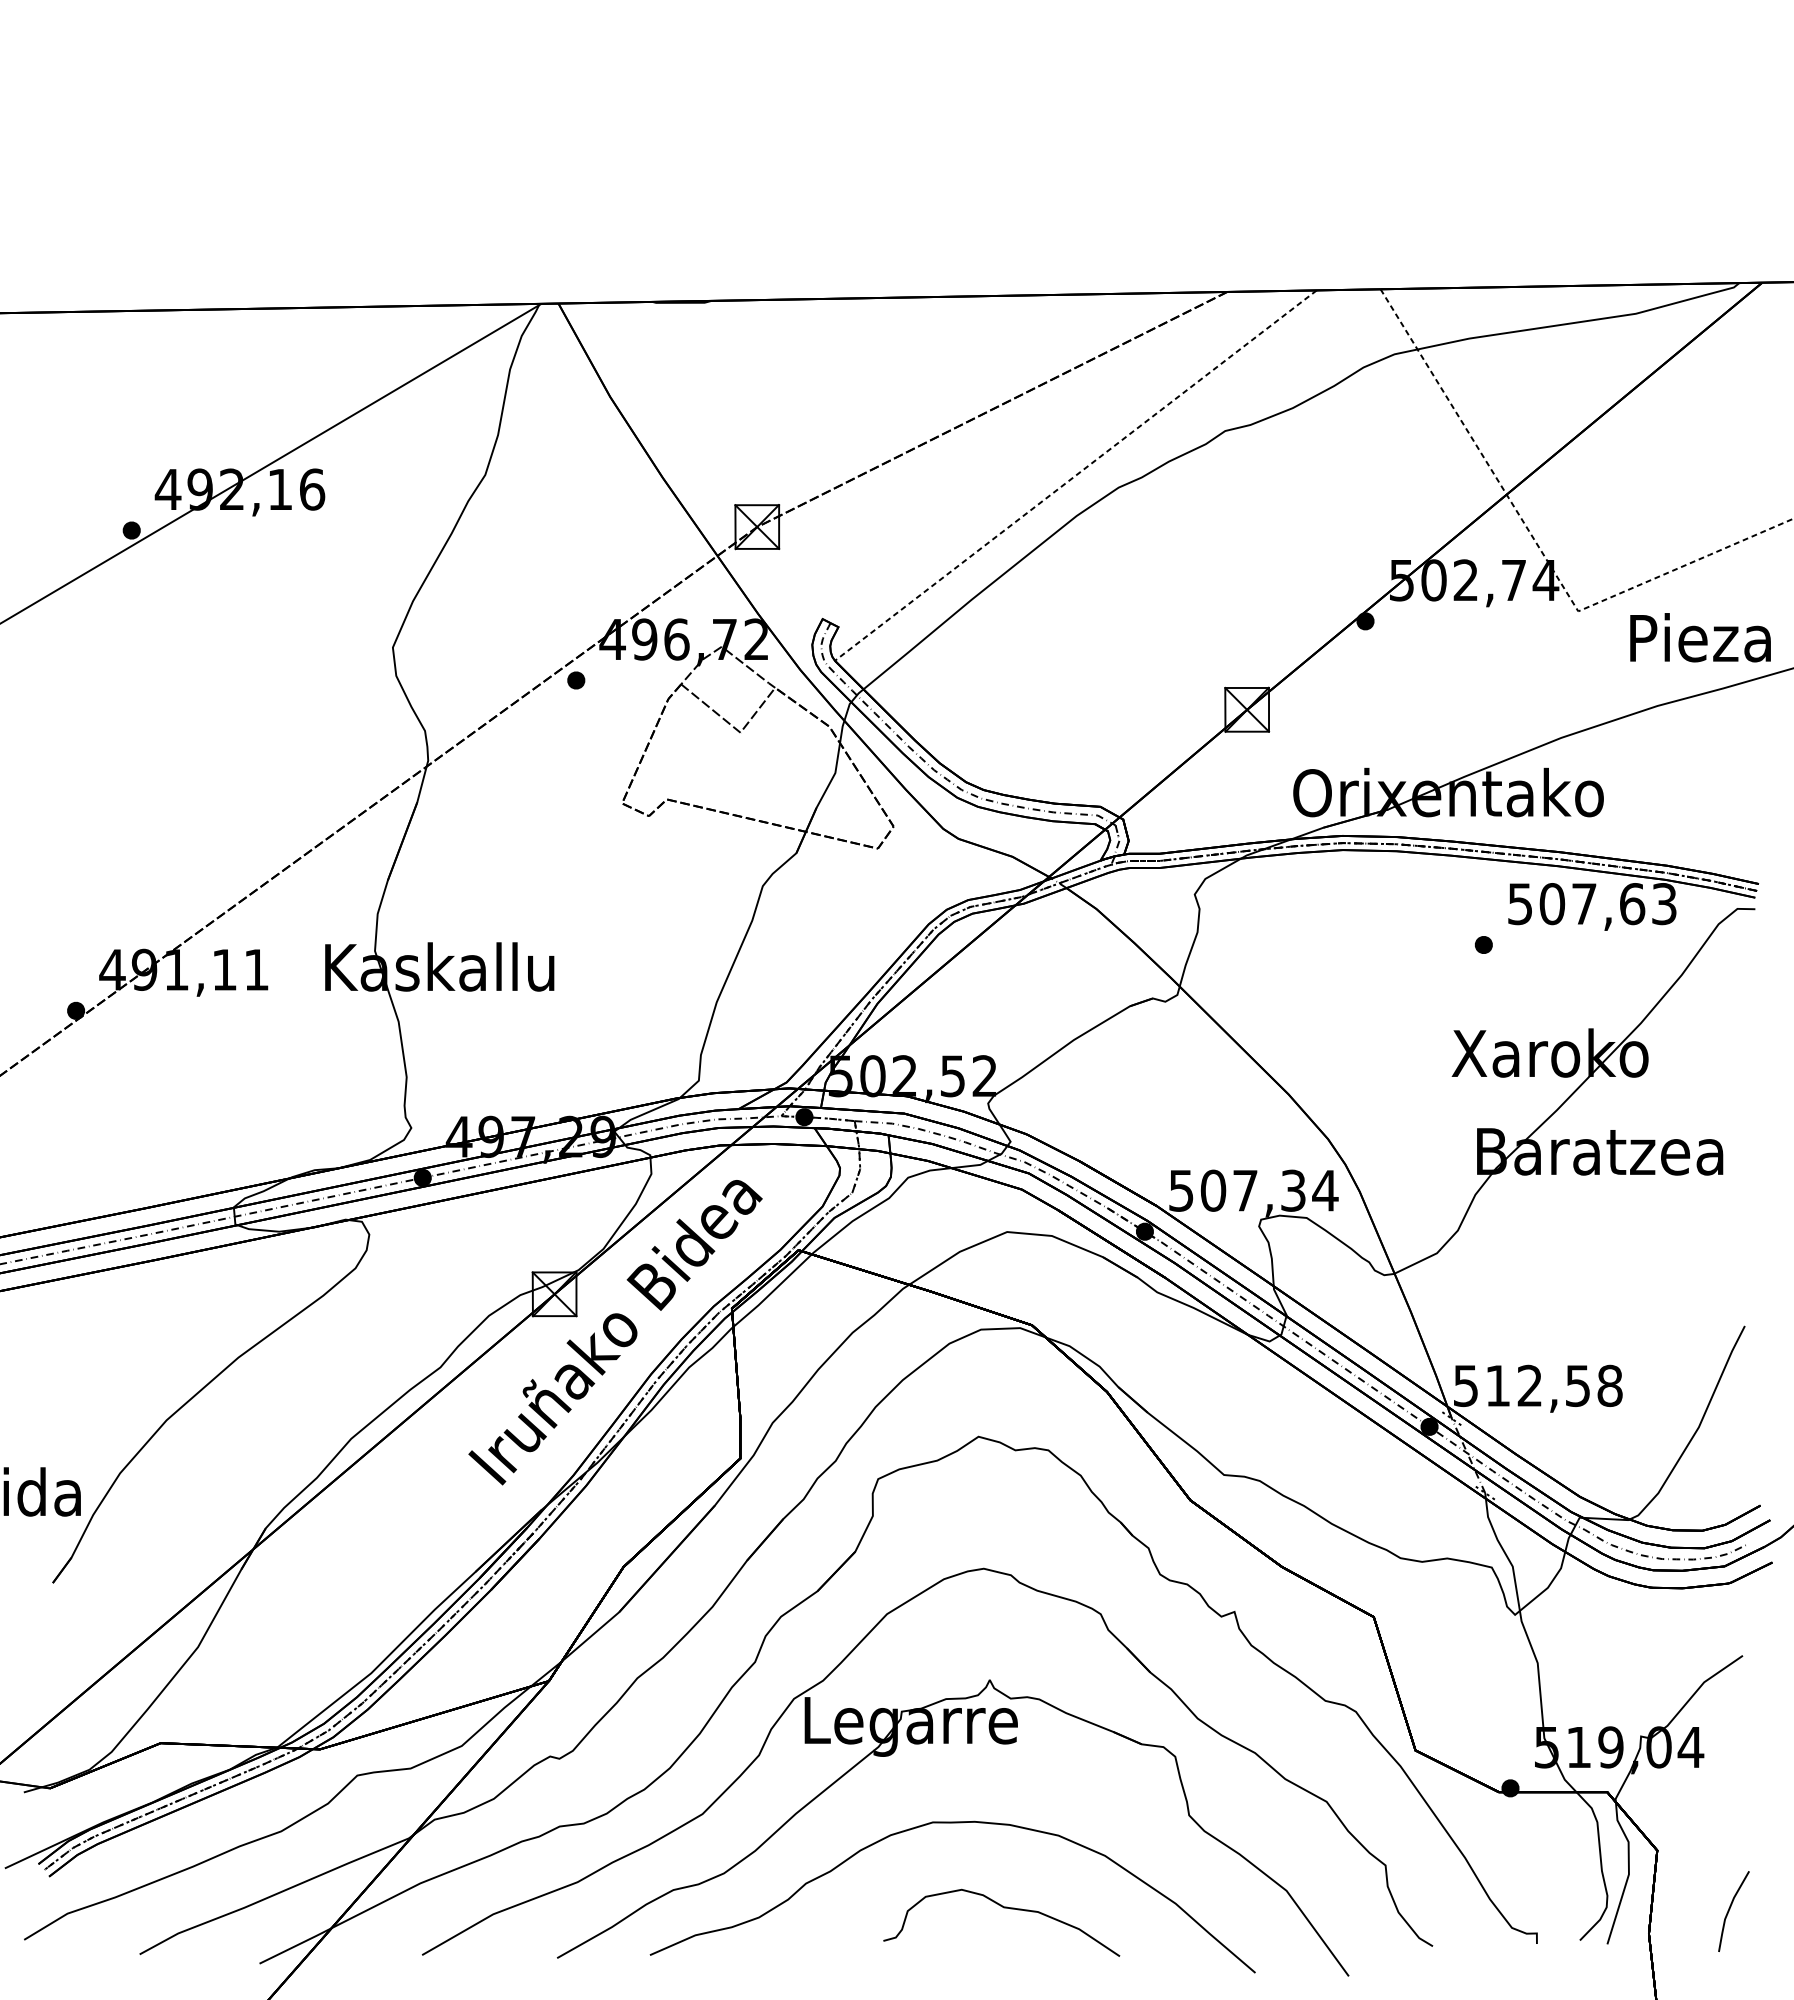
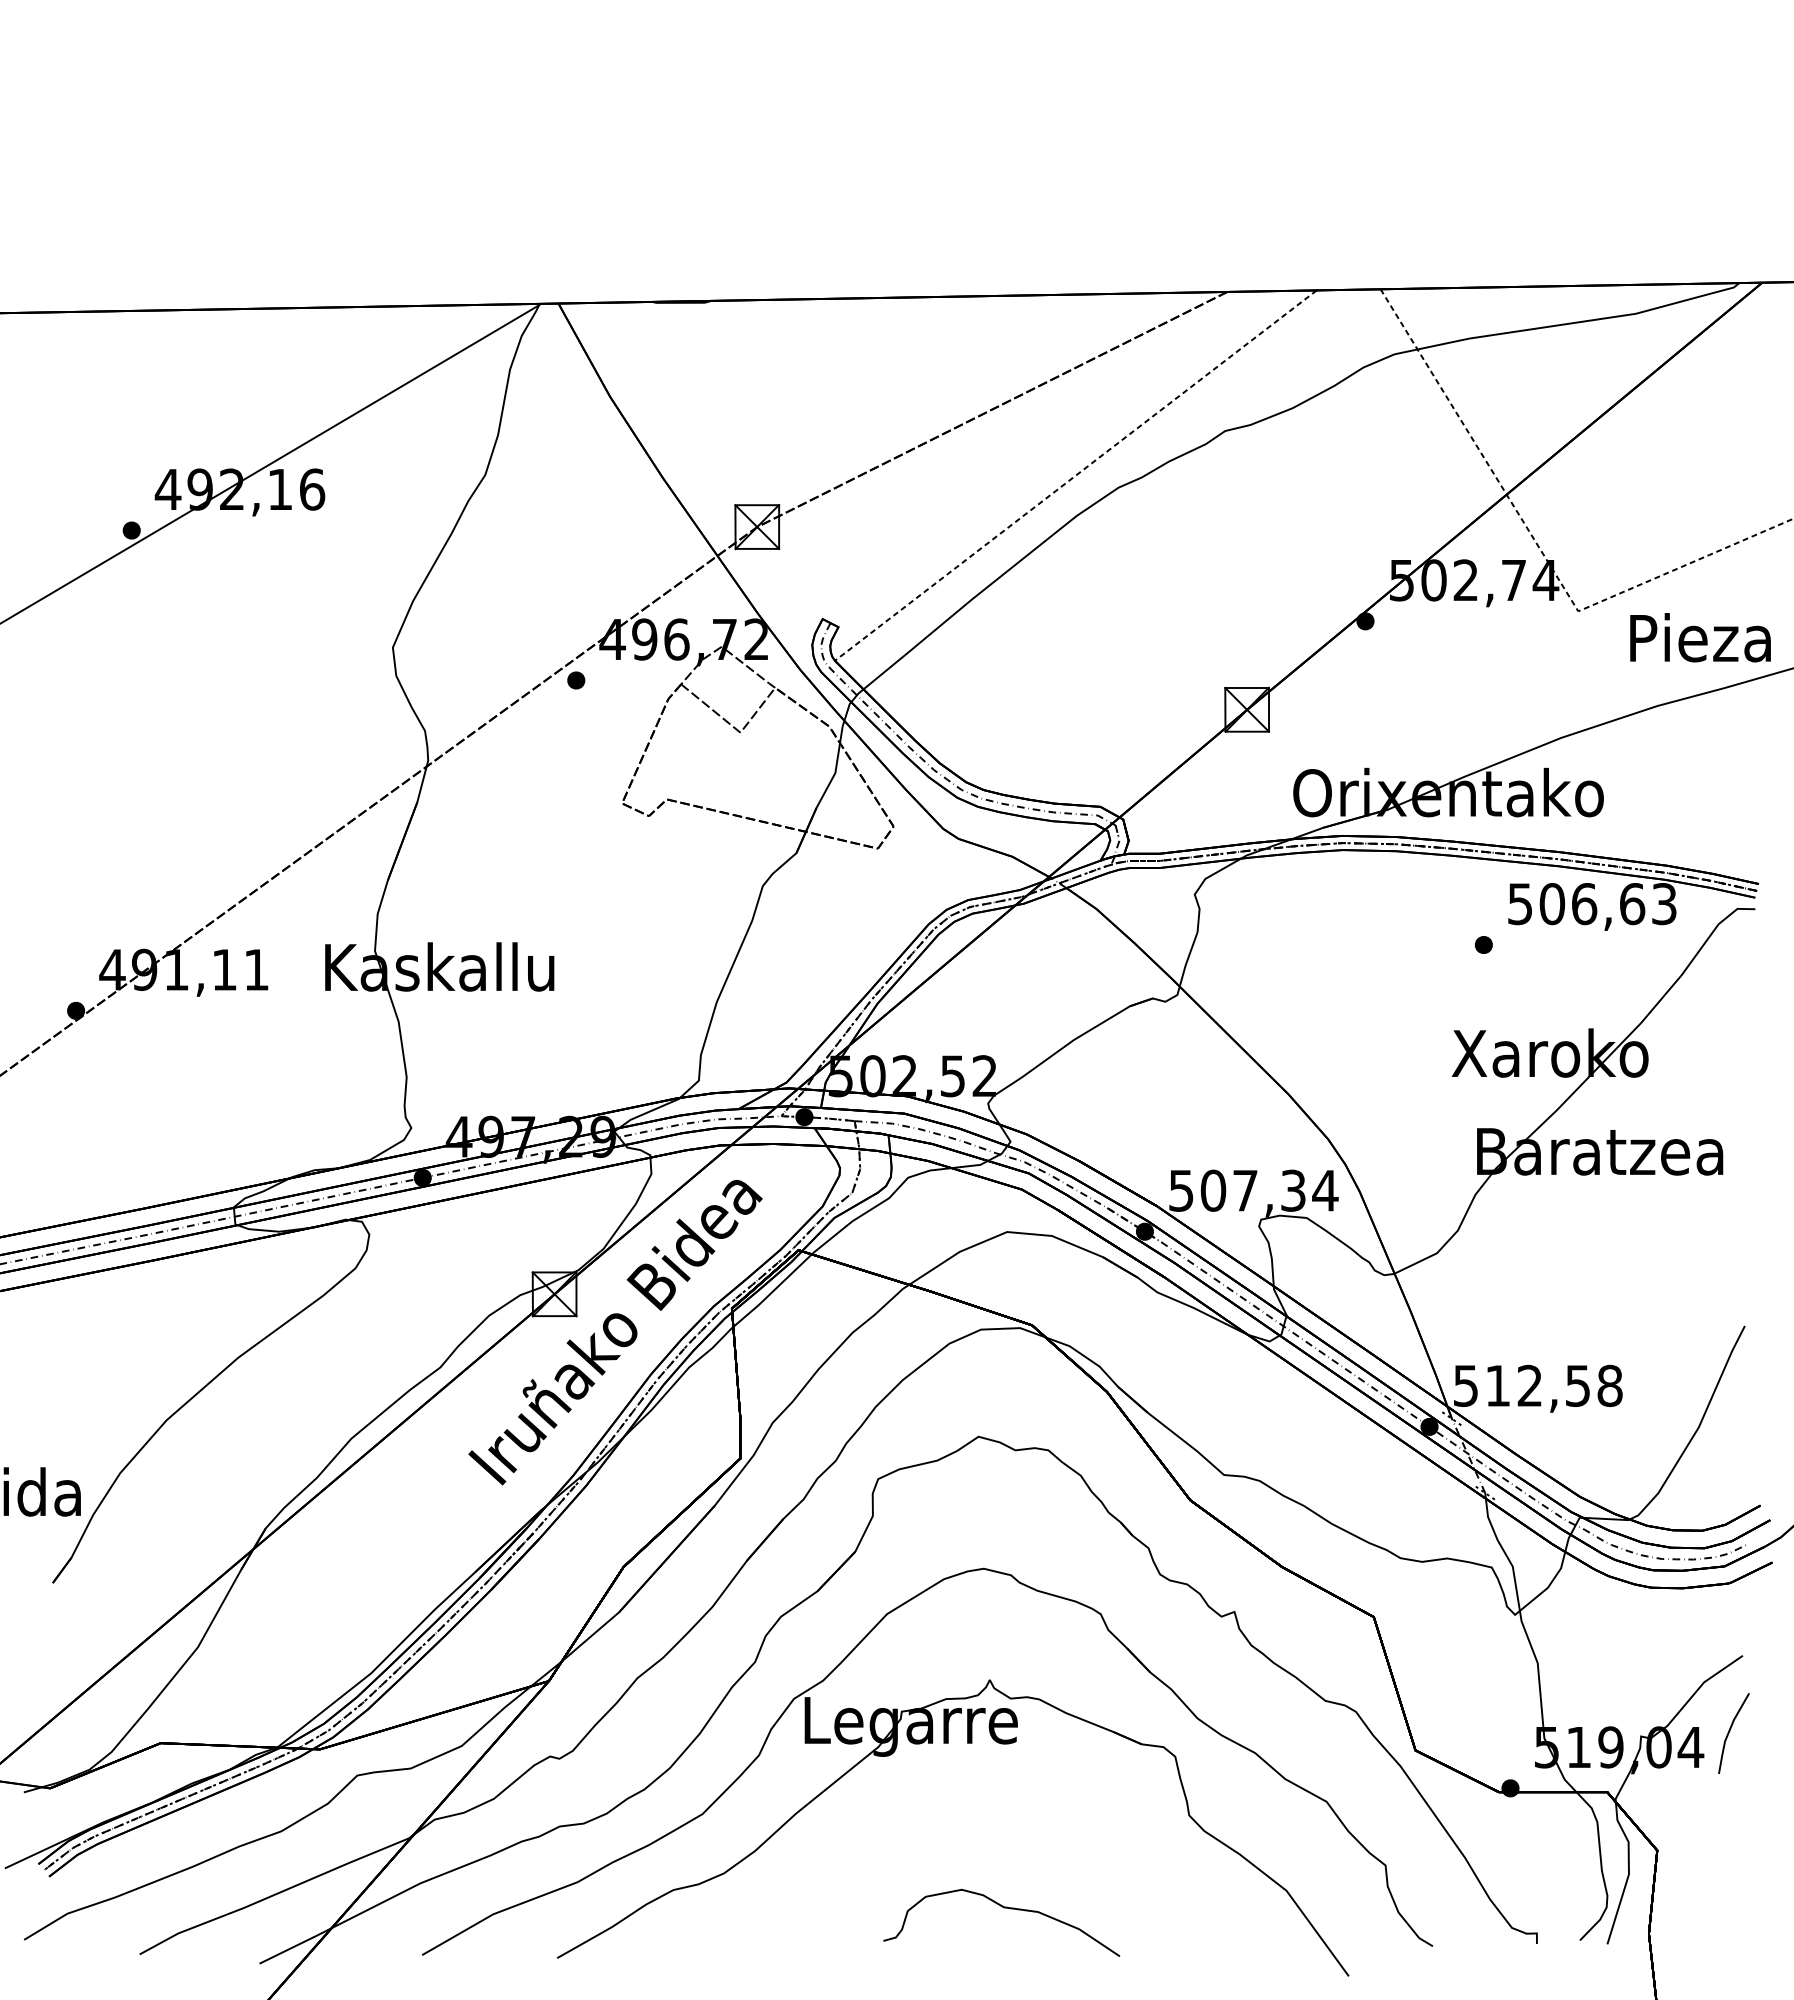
text: 507,63 -> 506,63 (1584, 904)
curve: present -> none (952, 1823)
line position: (1730, 1909) -> (1730, 1731) (1730, 1731)
